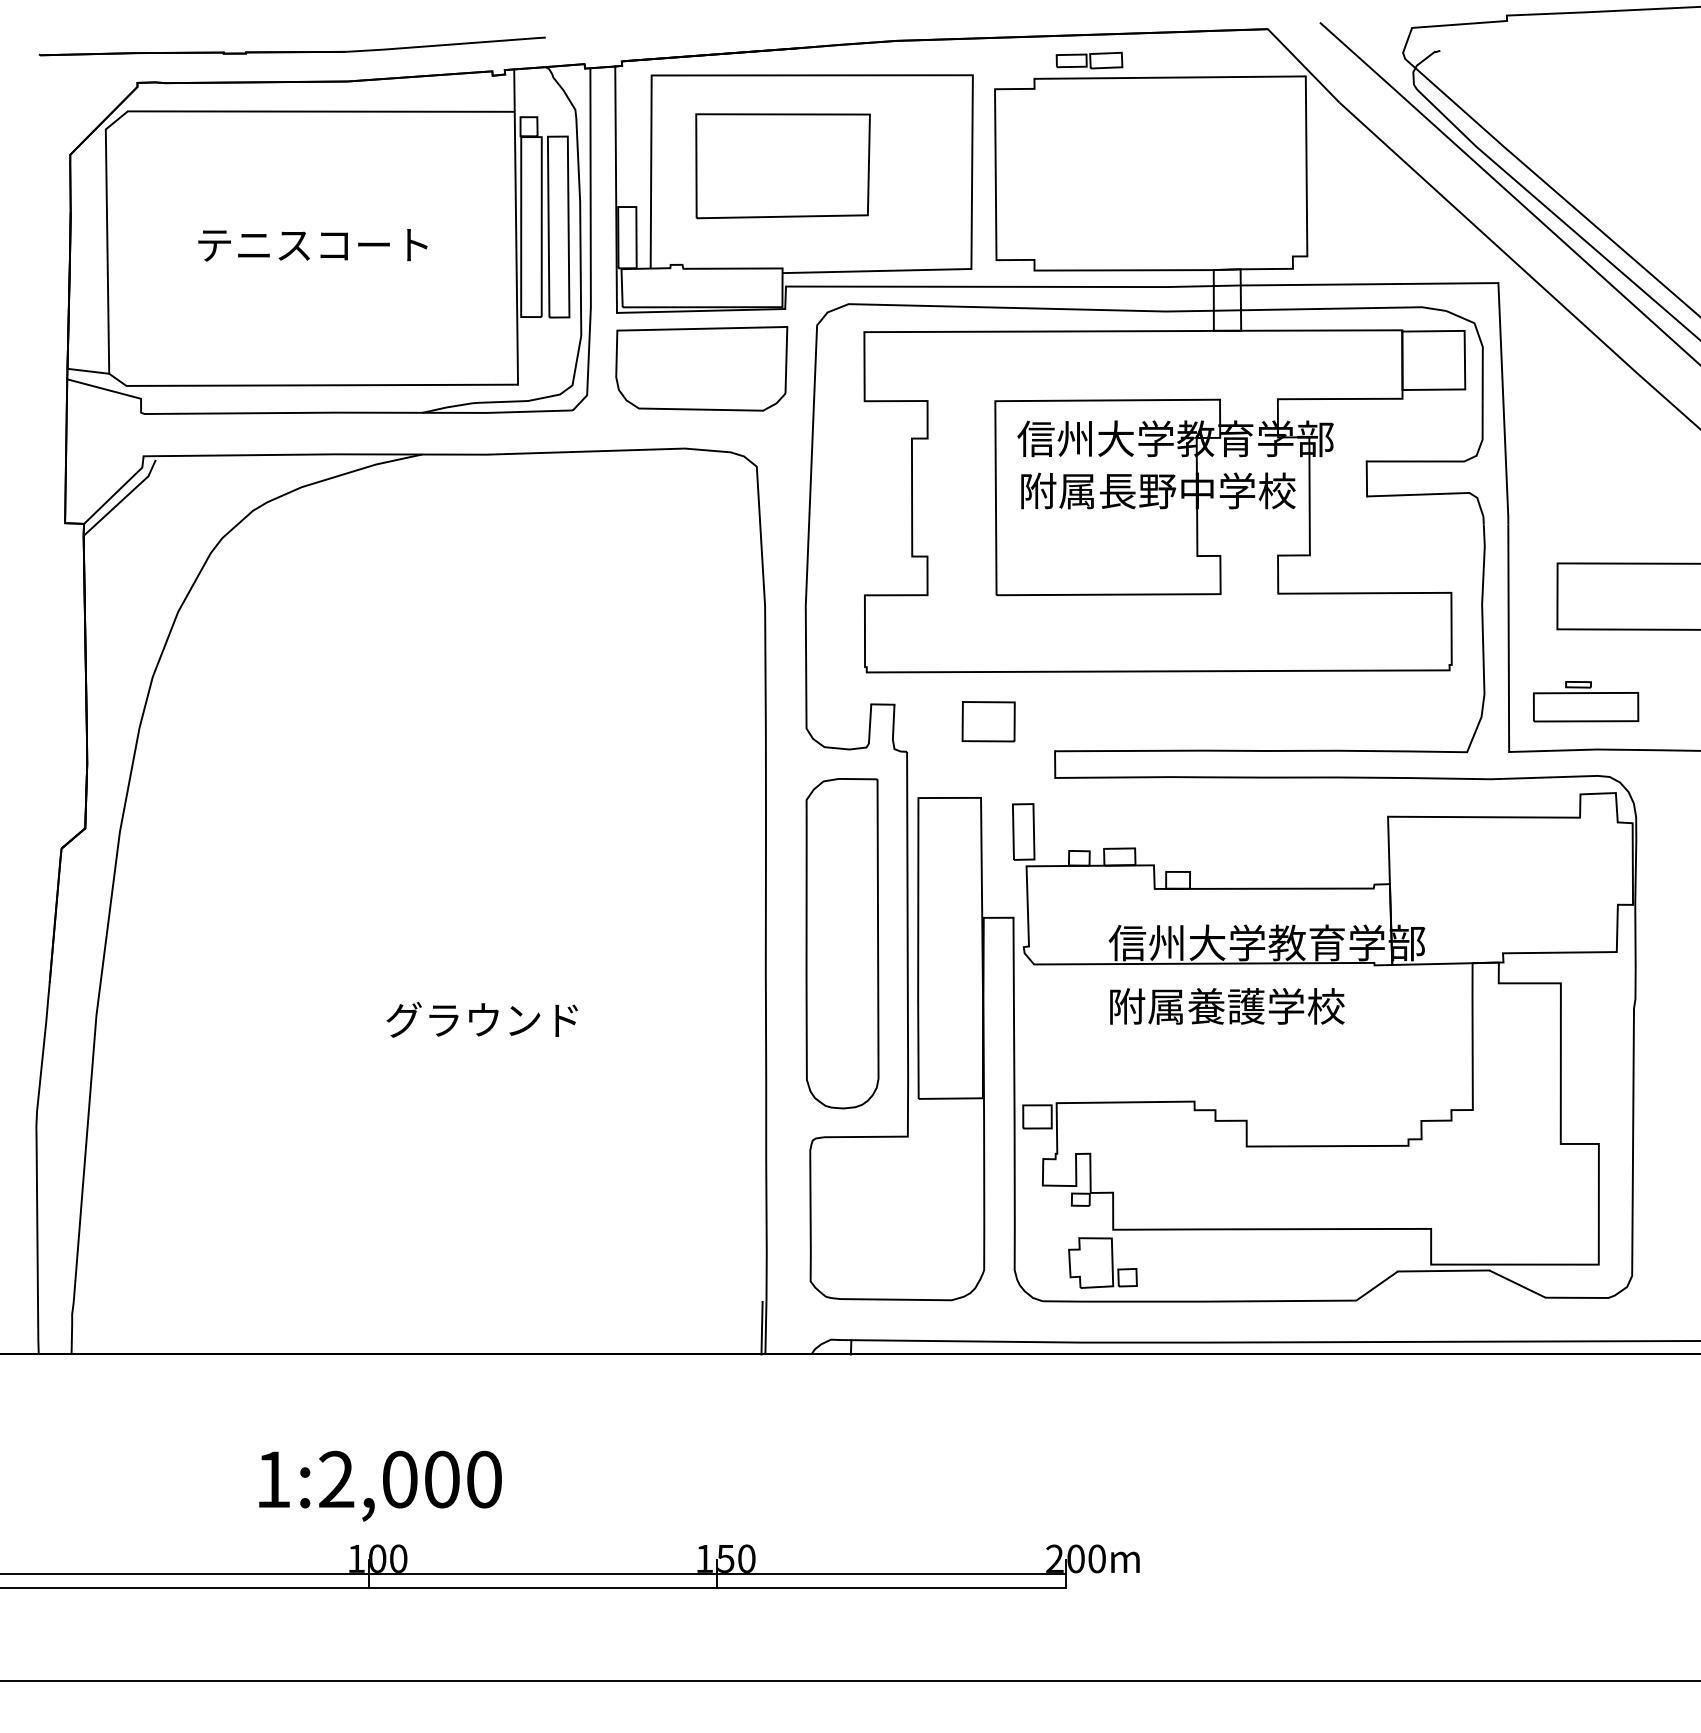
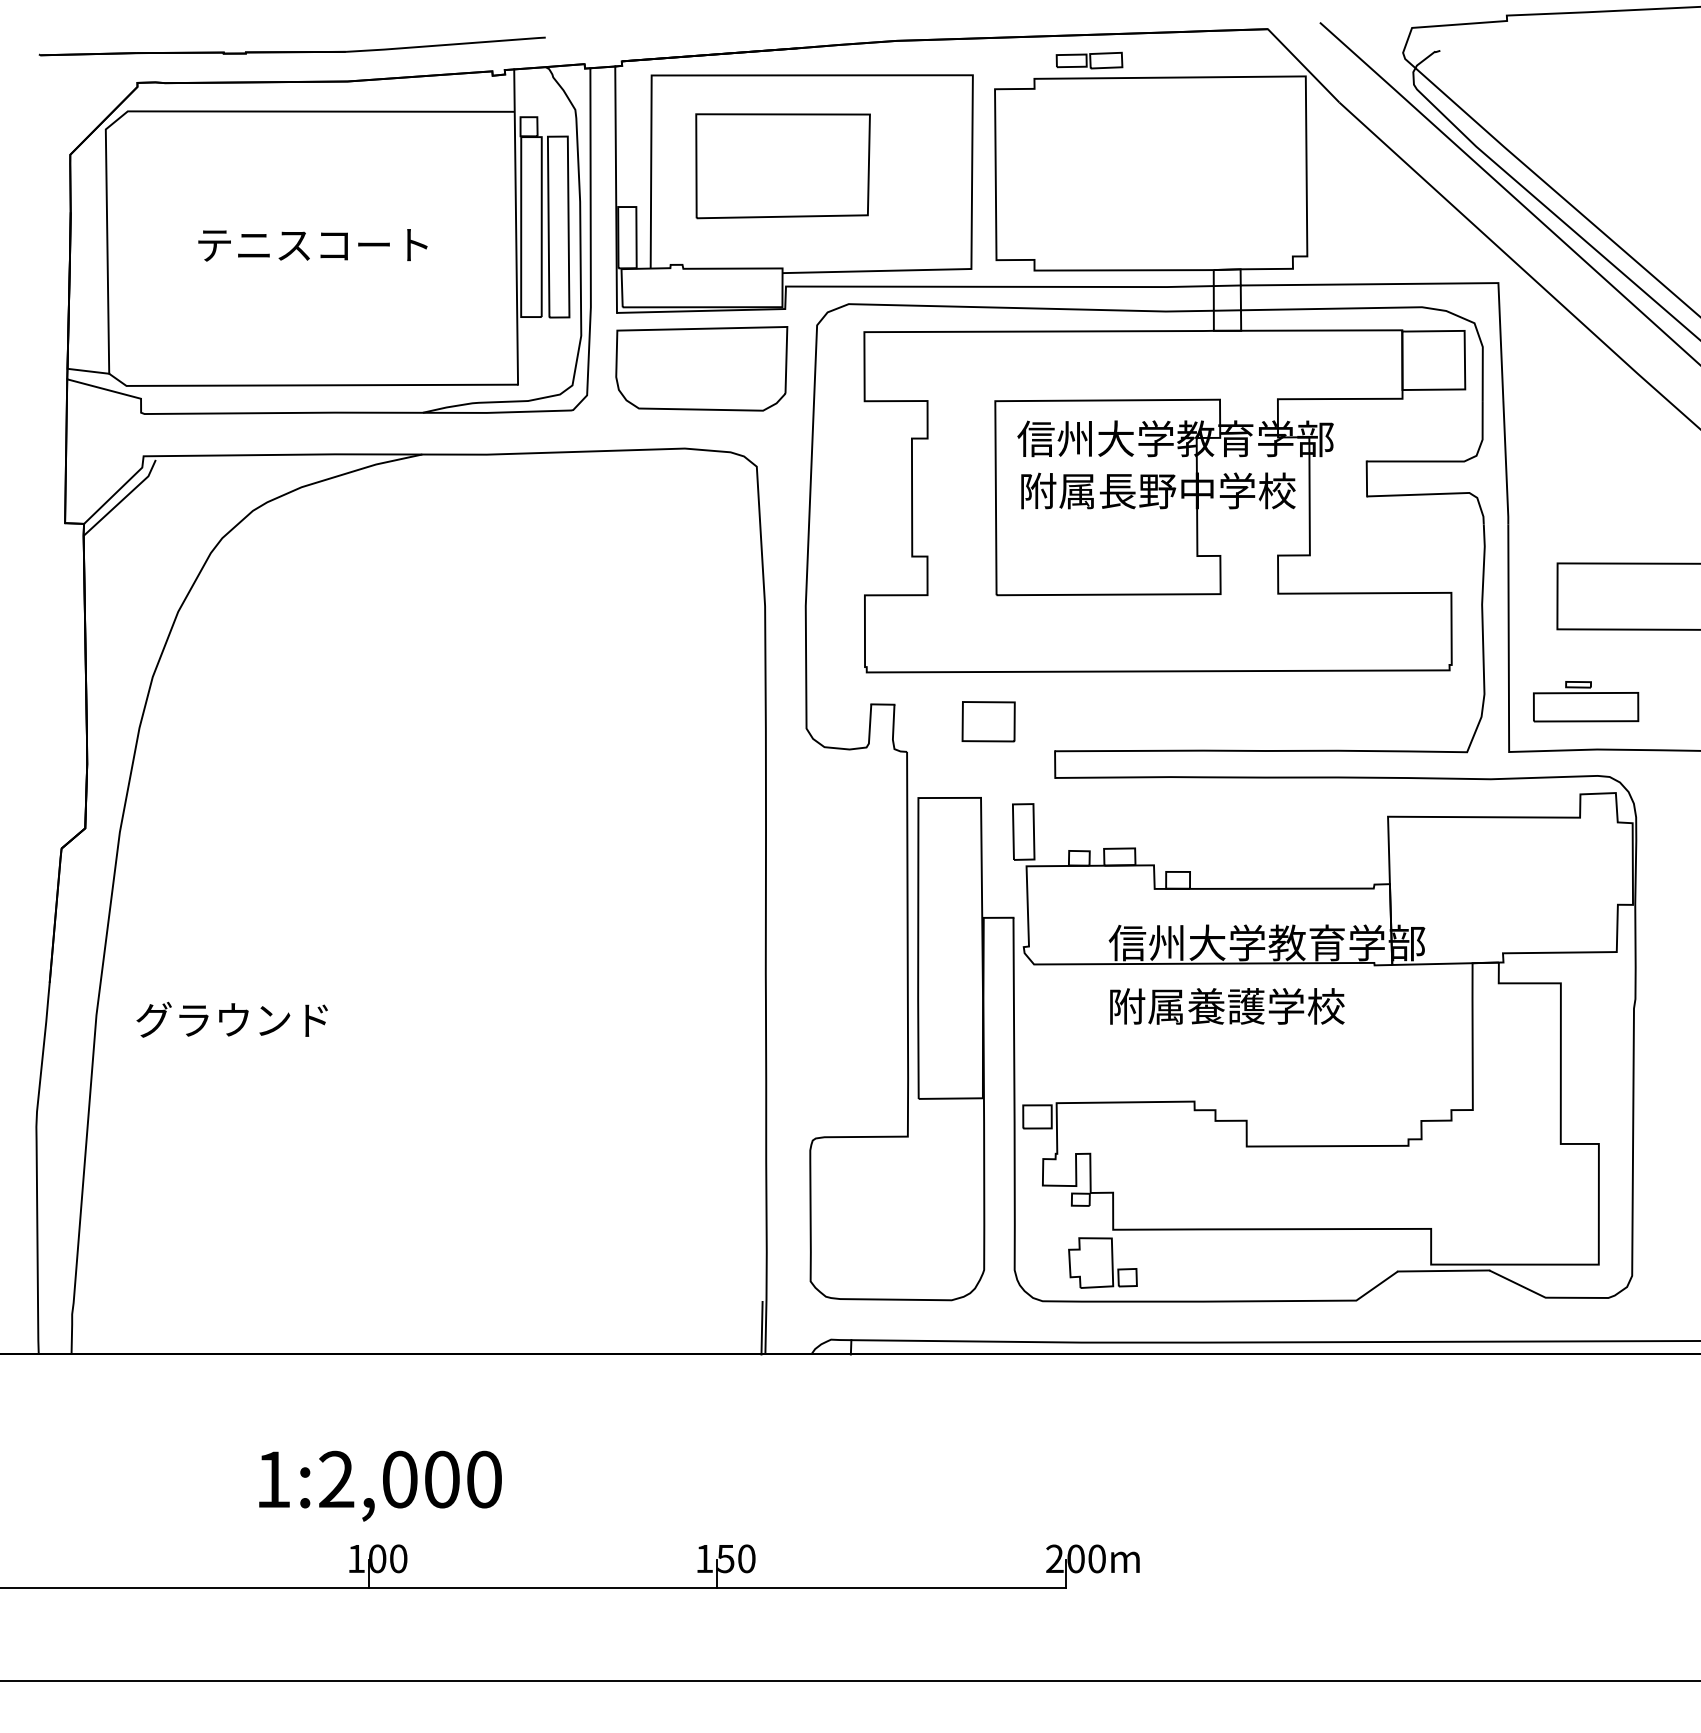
part: present -> none (842, 943)
text position: (481, 1019) -> (231, 1019) (231, 1019)
line: present -> none (533, 1573)
